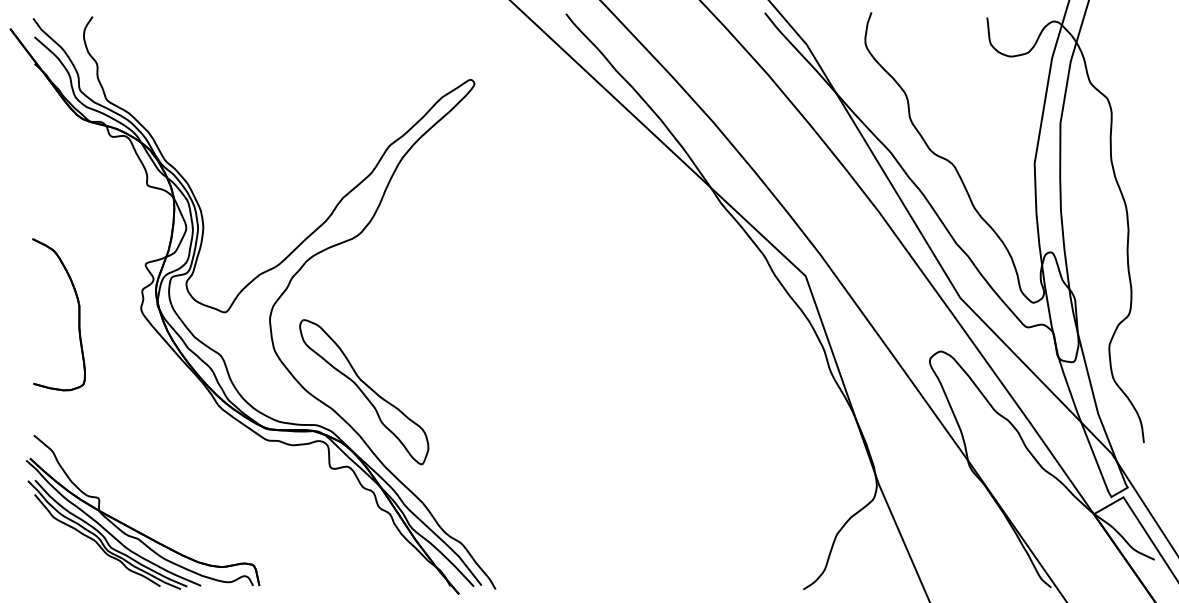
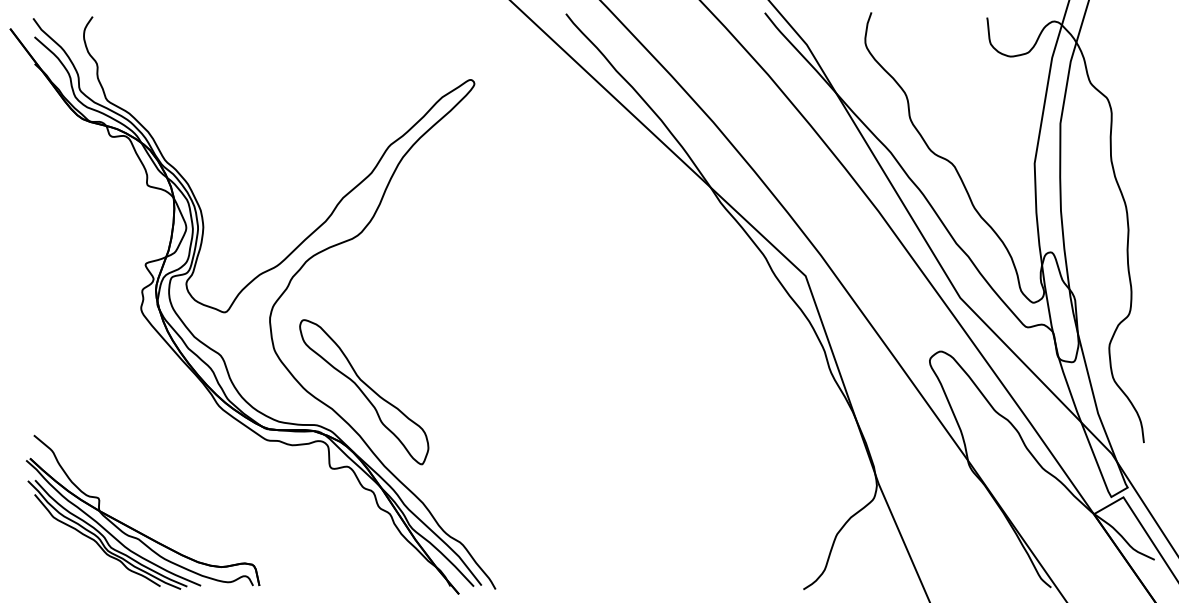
part: present -> none (78, 314)
